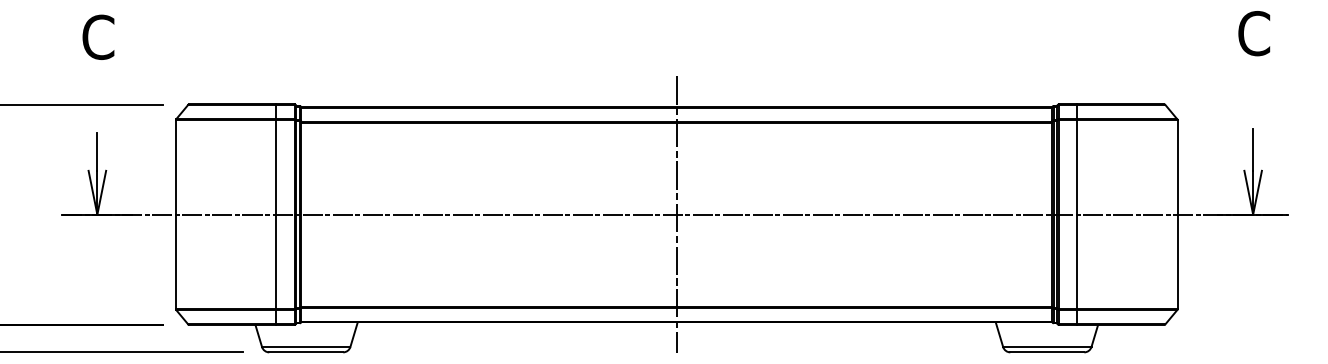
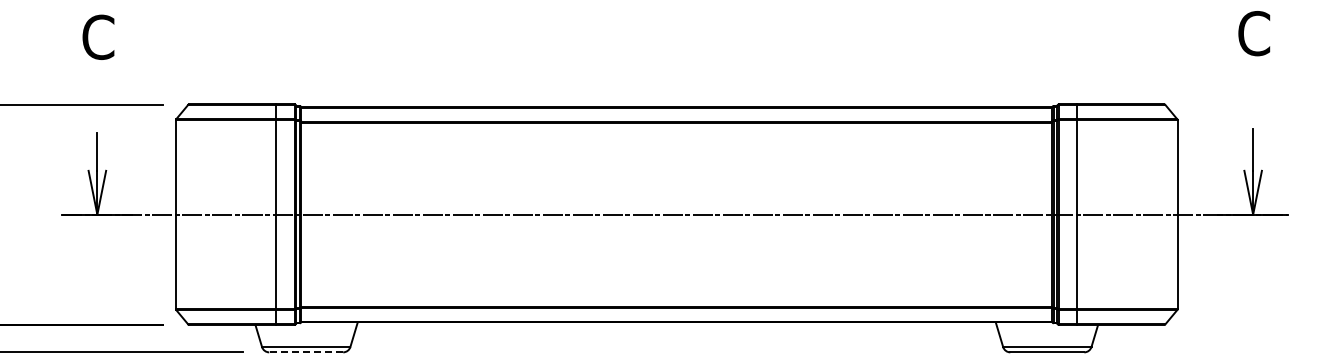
line: present -> none (676, 214)
line: solid -> dashed (306, 352)
